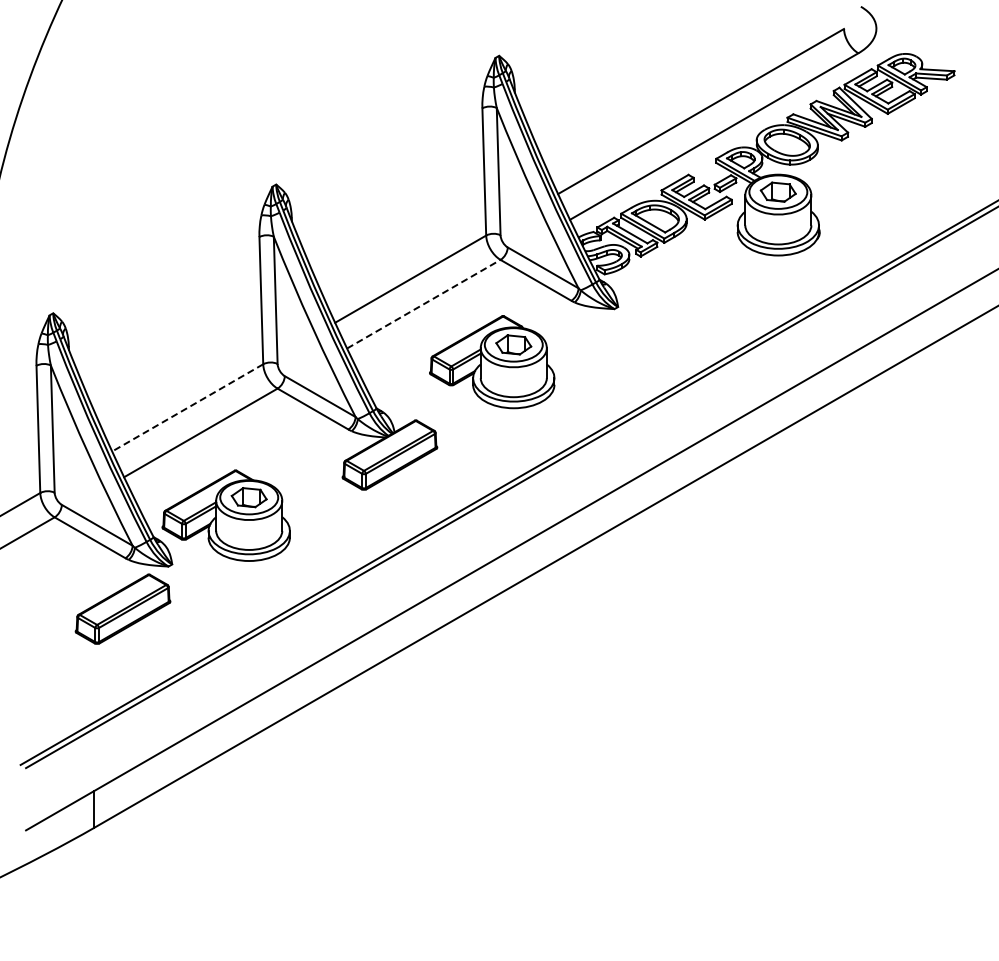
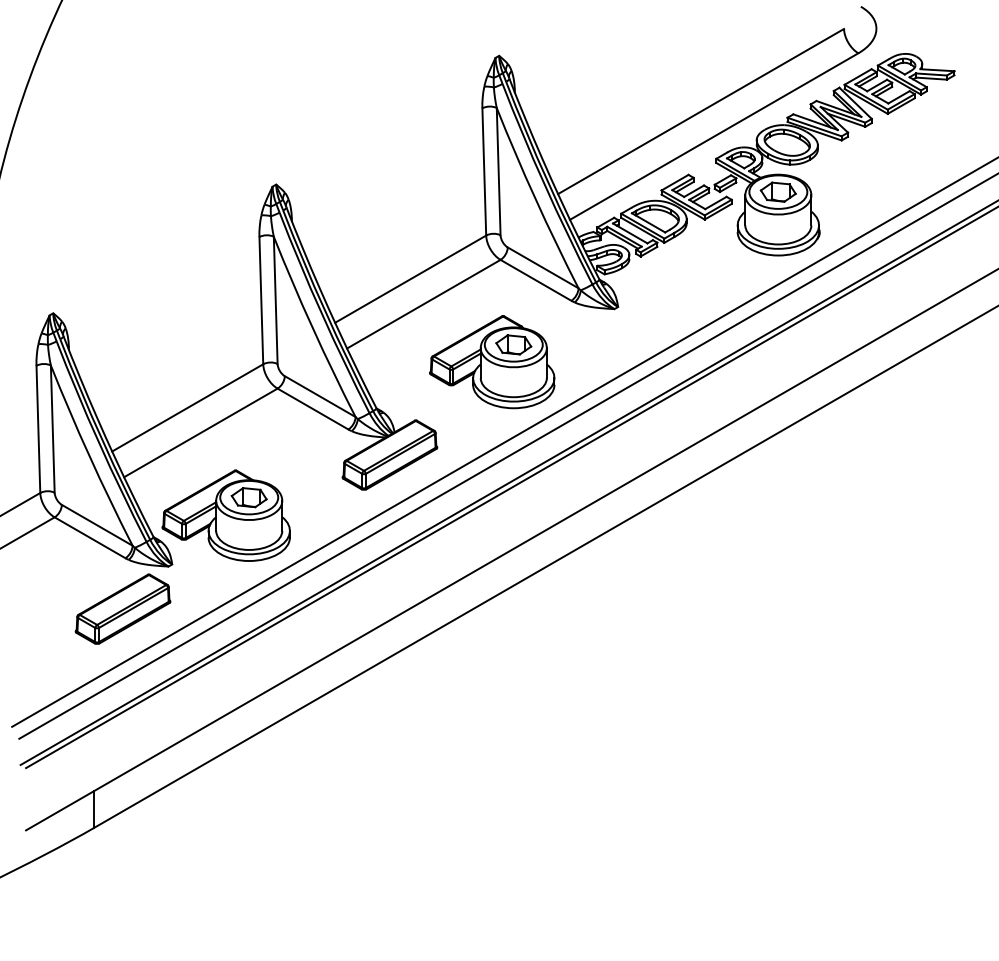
line: dashed -> solid (423, 304)
line: dashed -> solid (187, 408)
line: none -> present (503, 442)
line: none -> present (507, 456)
